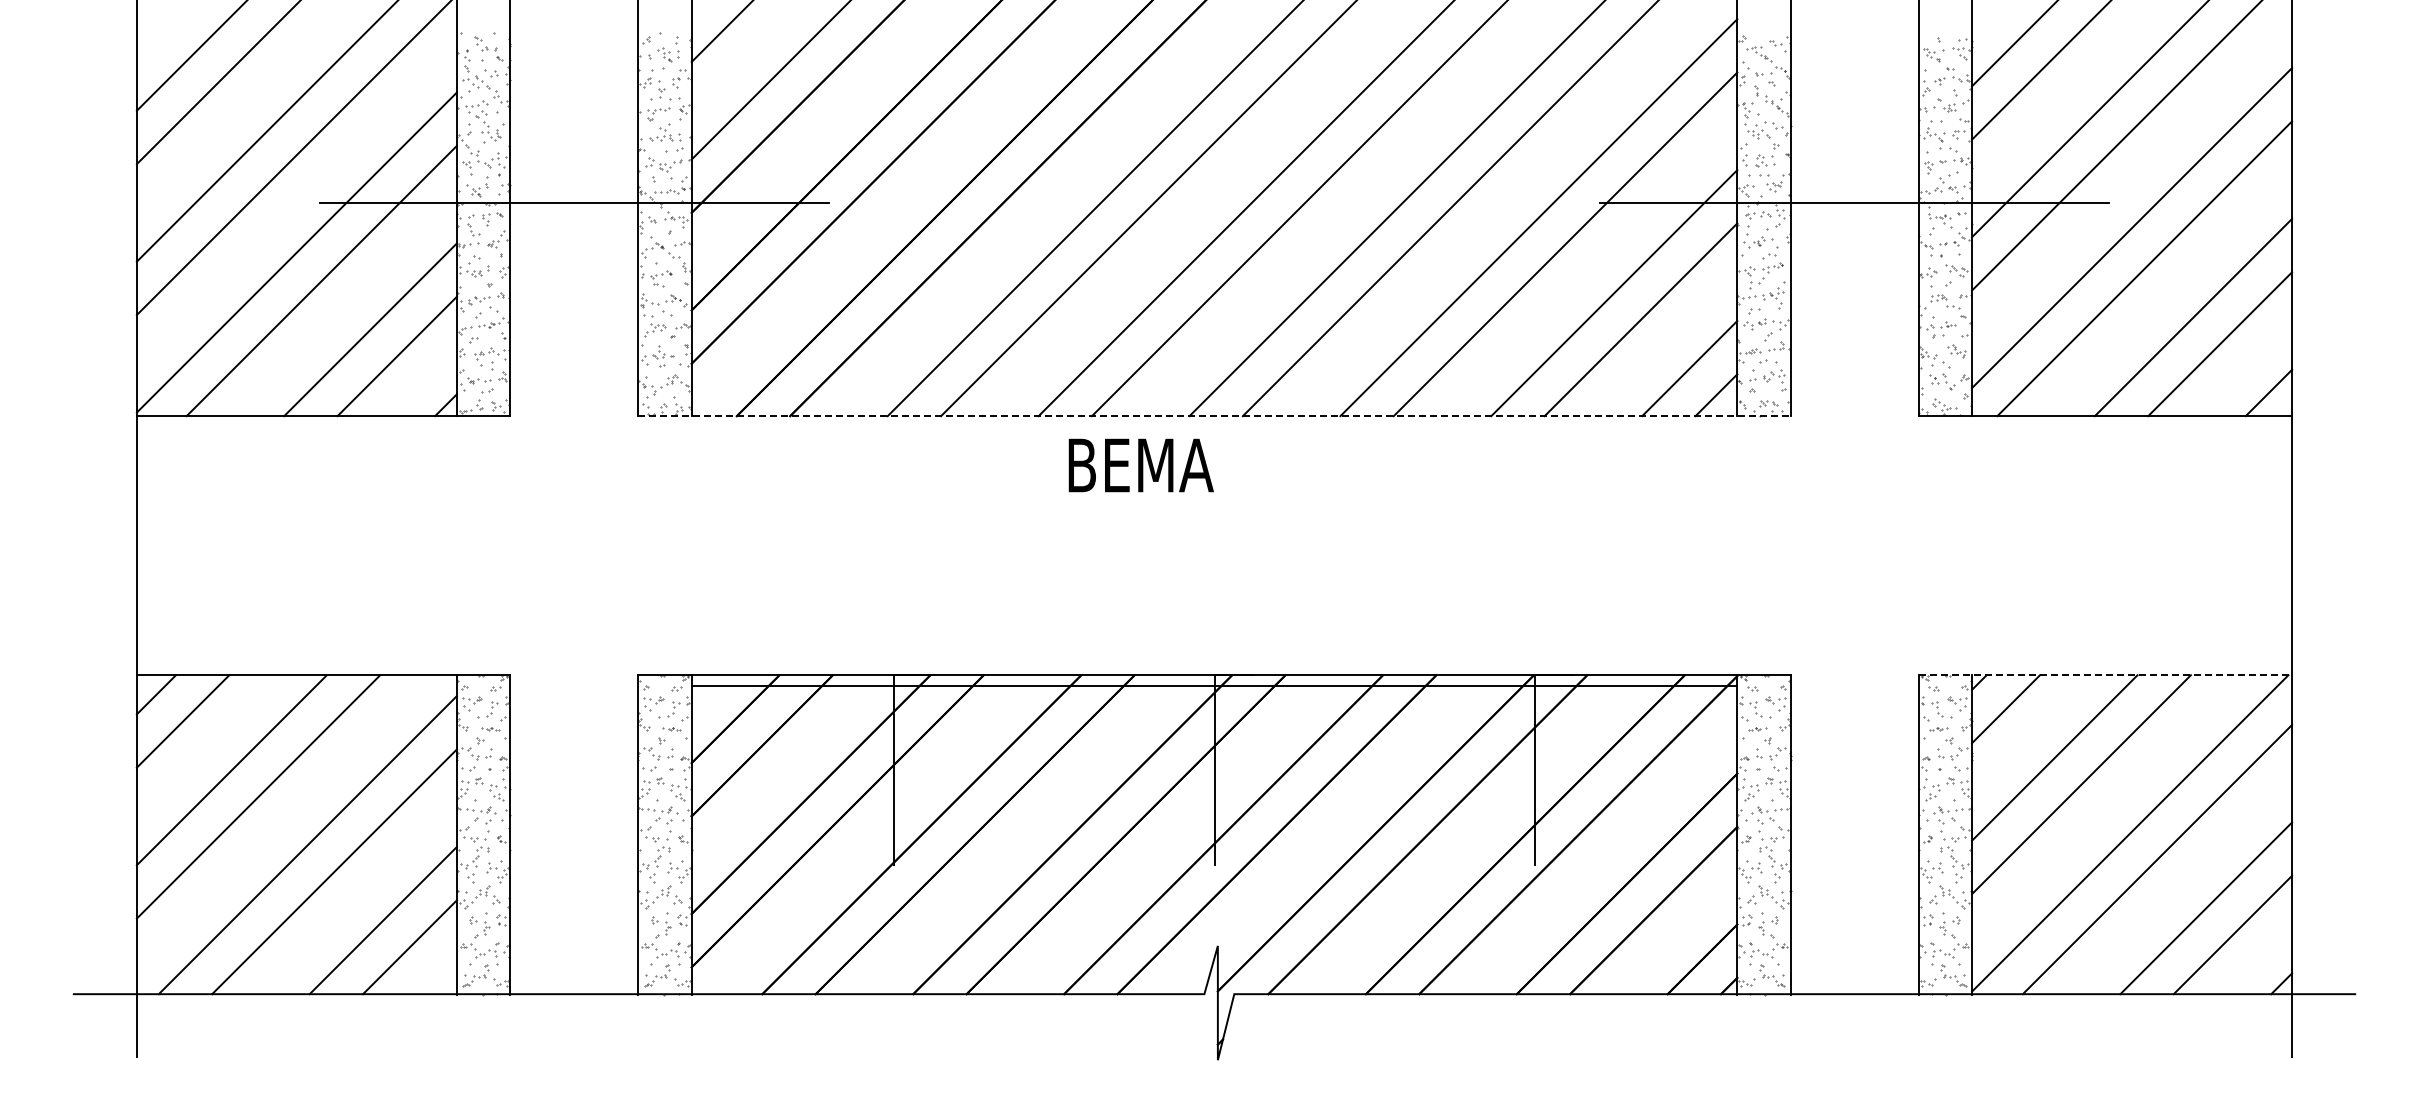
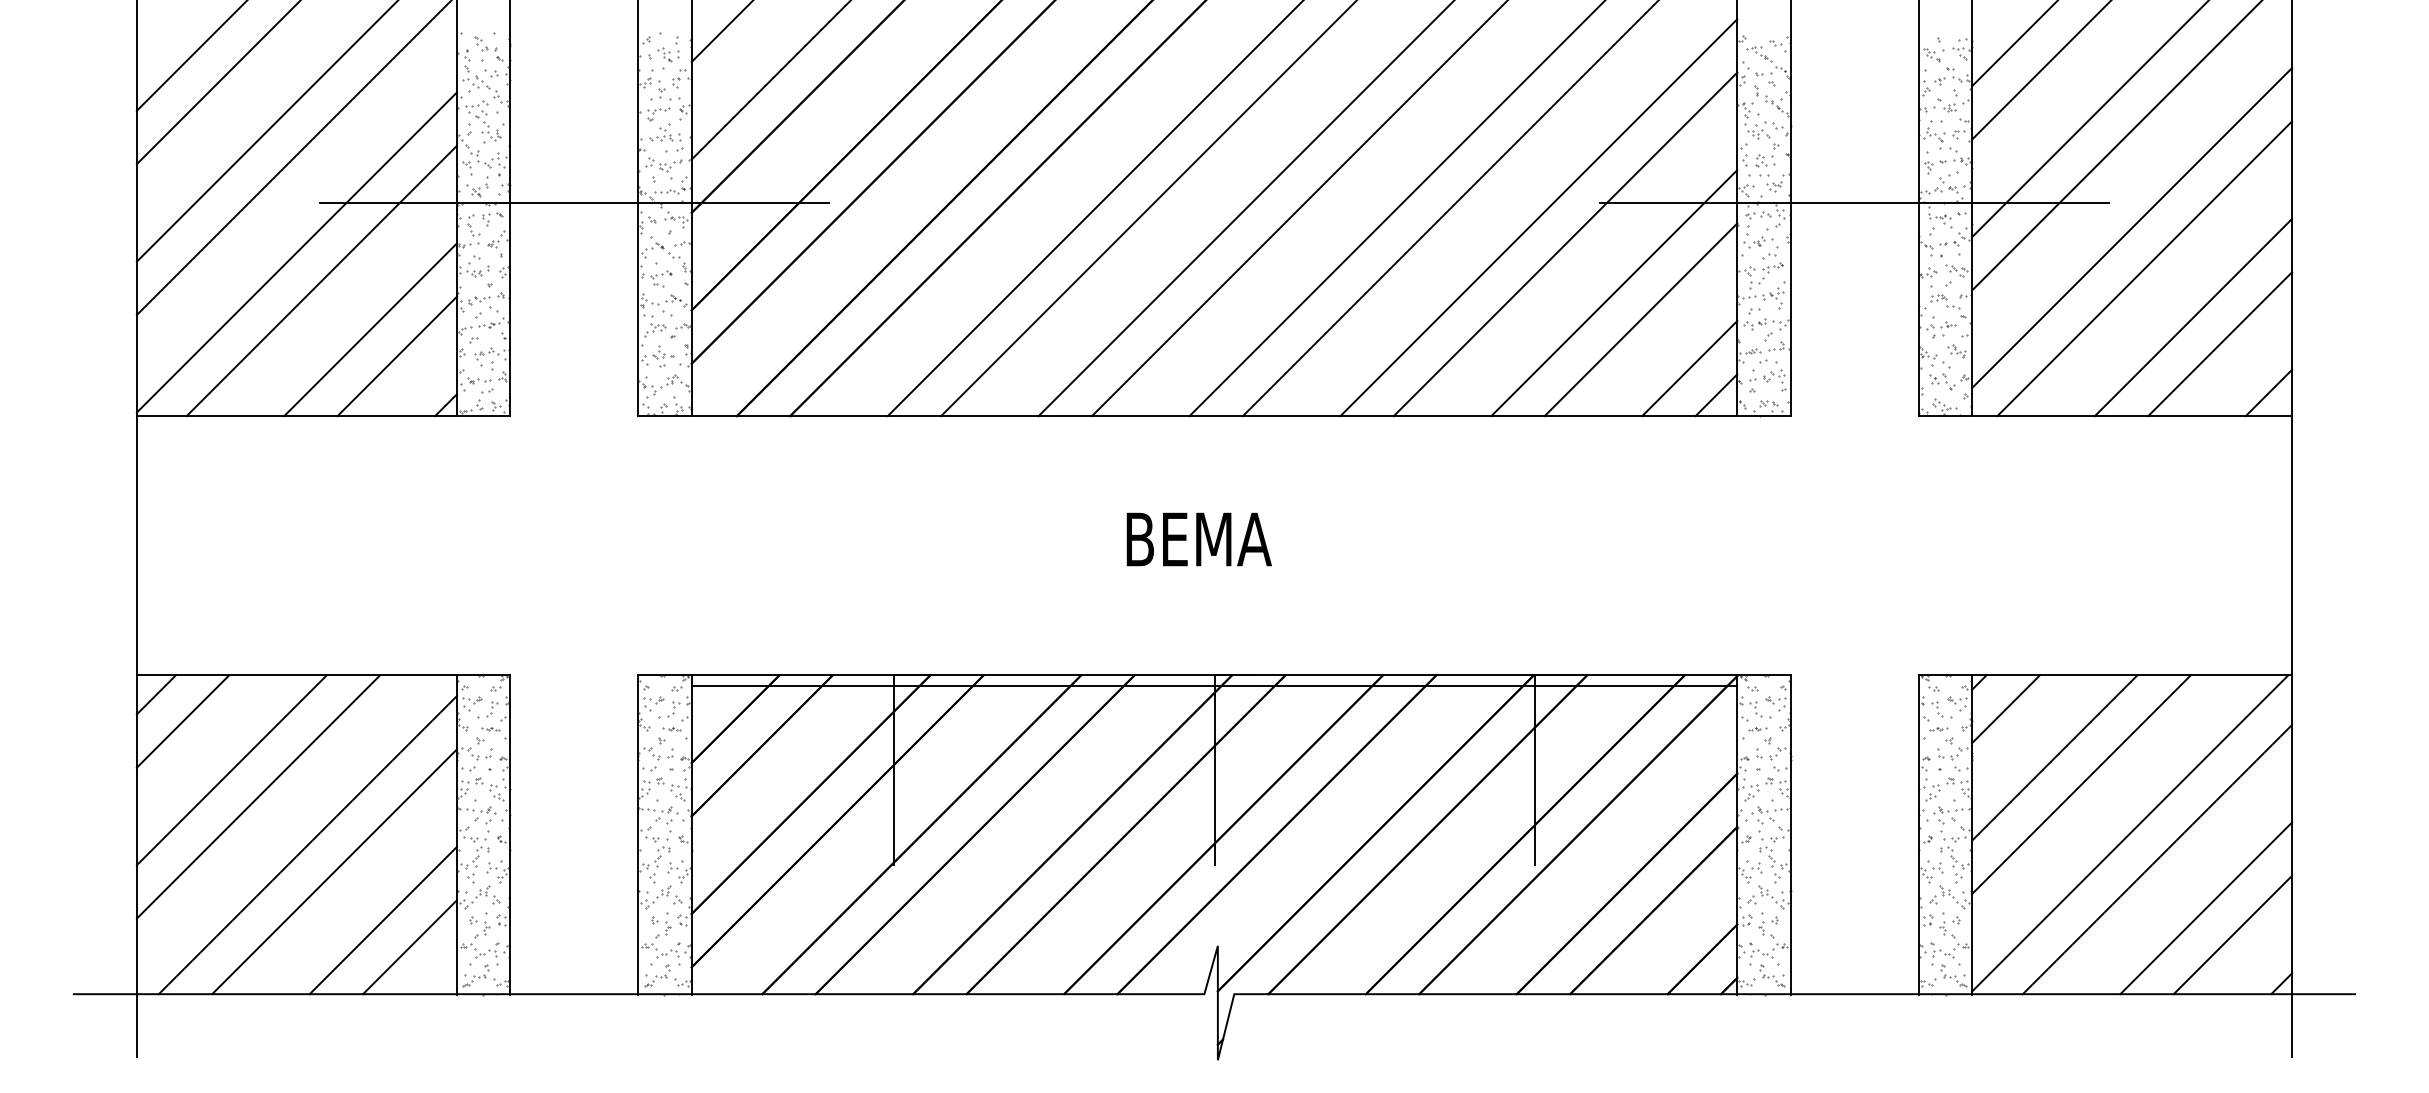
line: dashed -> solid (1214, 416)
text position: (1140, 465) -> (1198, 539) (1198, 539)
line: dashed -> solid (2105, 675)
